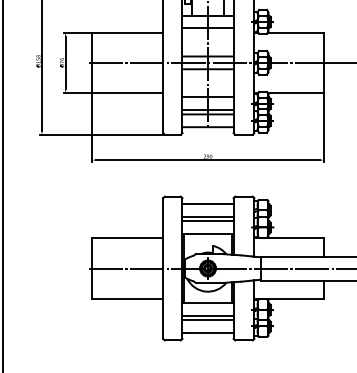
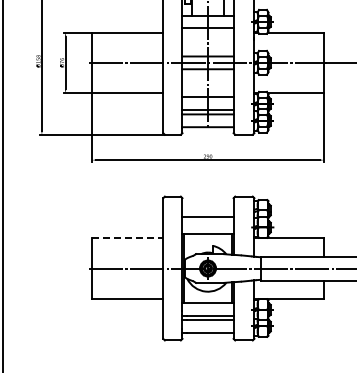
line: present -> none (207, 204)
line: present -> none (207, 221)
line: solid -> dashed (127, 238)
